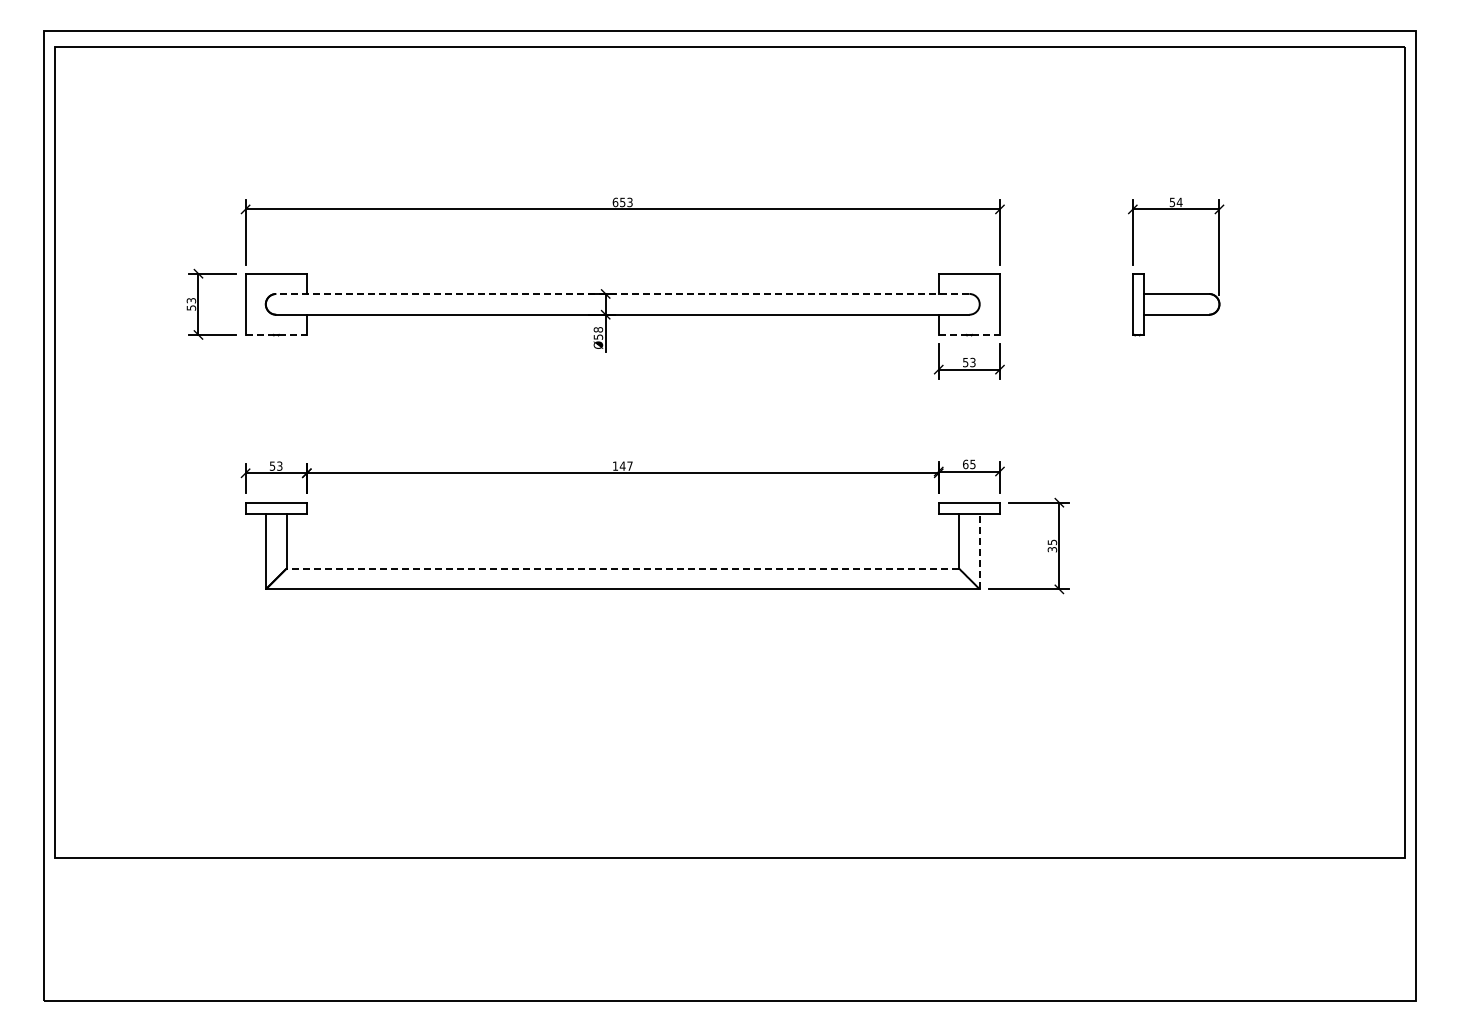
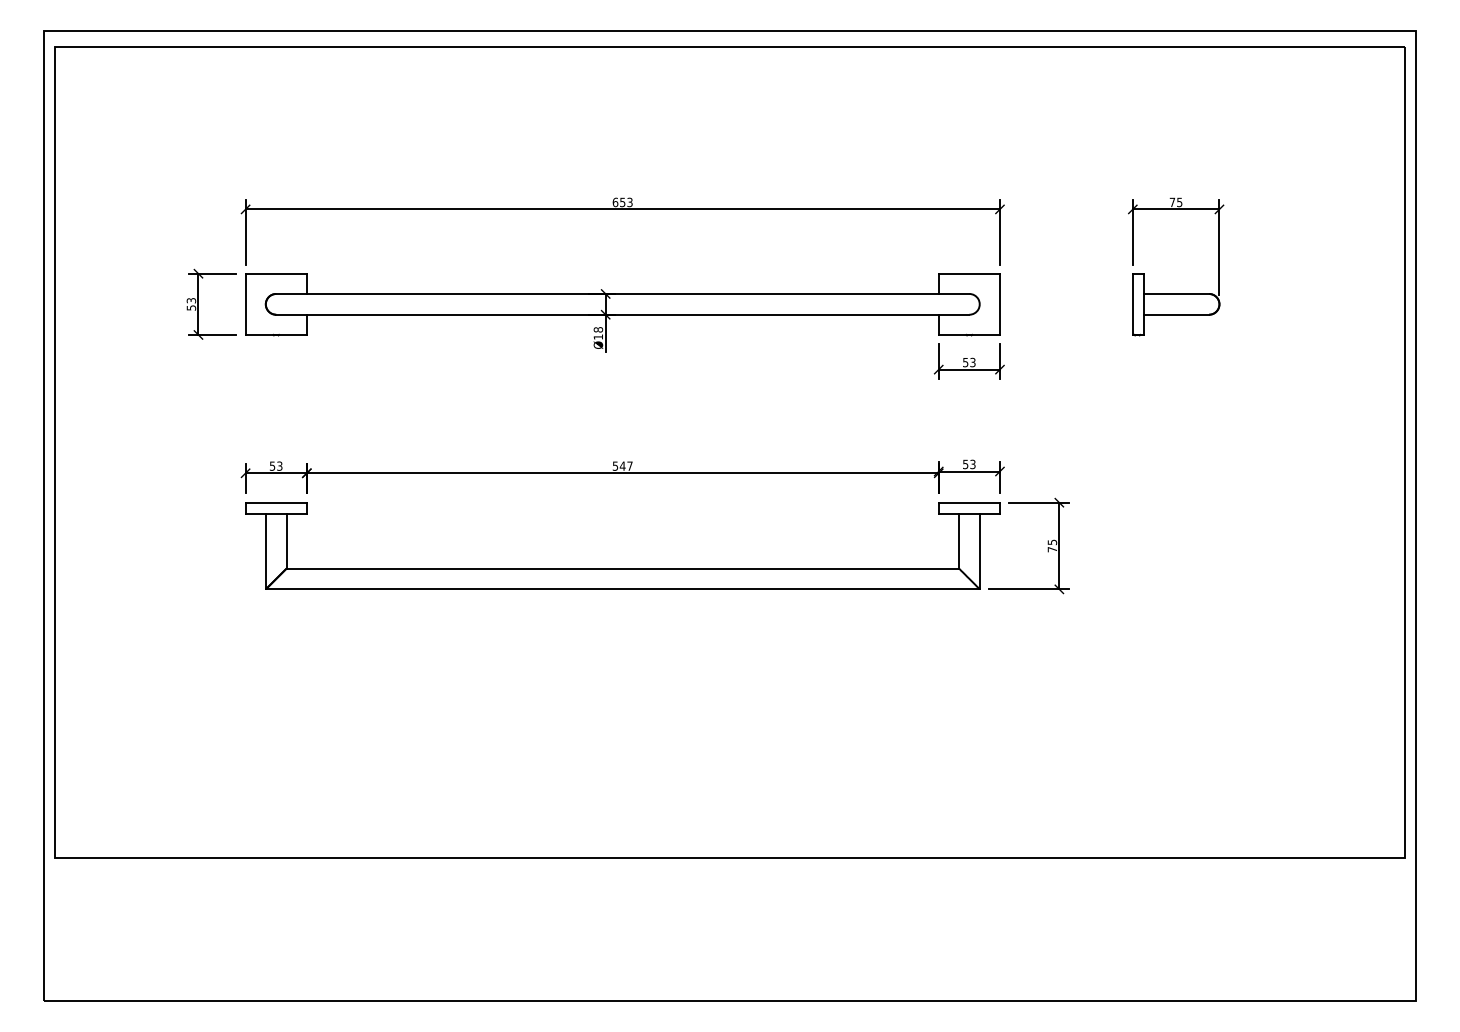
text: 54 -> 75 (1175, 202)
line: dashed -> solid (622, 293)
line: dashed -> solid (276, 334)
line: dashed -> solid (969, 334)
text: Ø58 -> Ø18 (598, 336)
text: 65 -> 53 (969, 464)
text: 147 -> 547 (615, 465)
text: 35 -> 75 (1052, 549)
line: dashed -> solid (979, 551)
line: dashed -> solid (622, 568)
